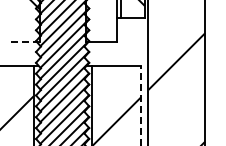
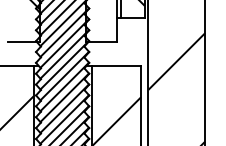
line: dashed -> solid (24, 41)
line: dashed -> solid (141, 105)
